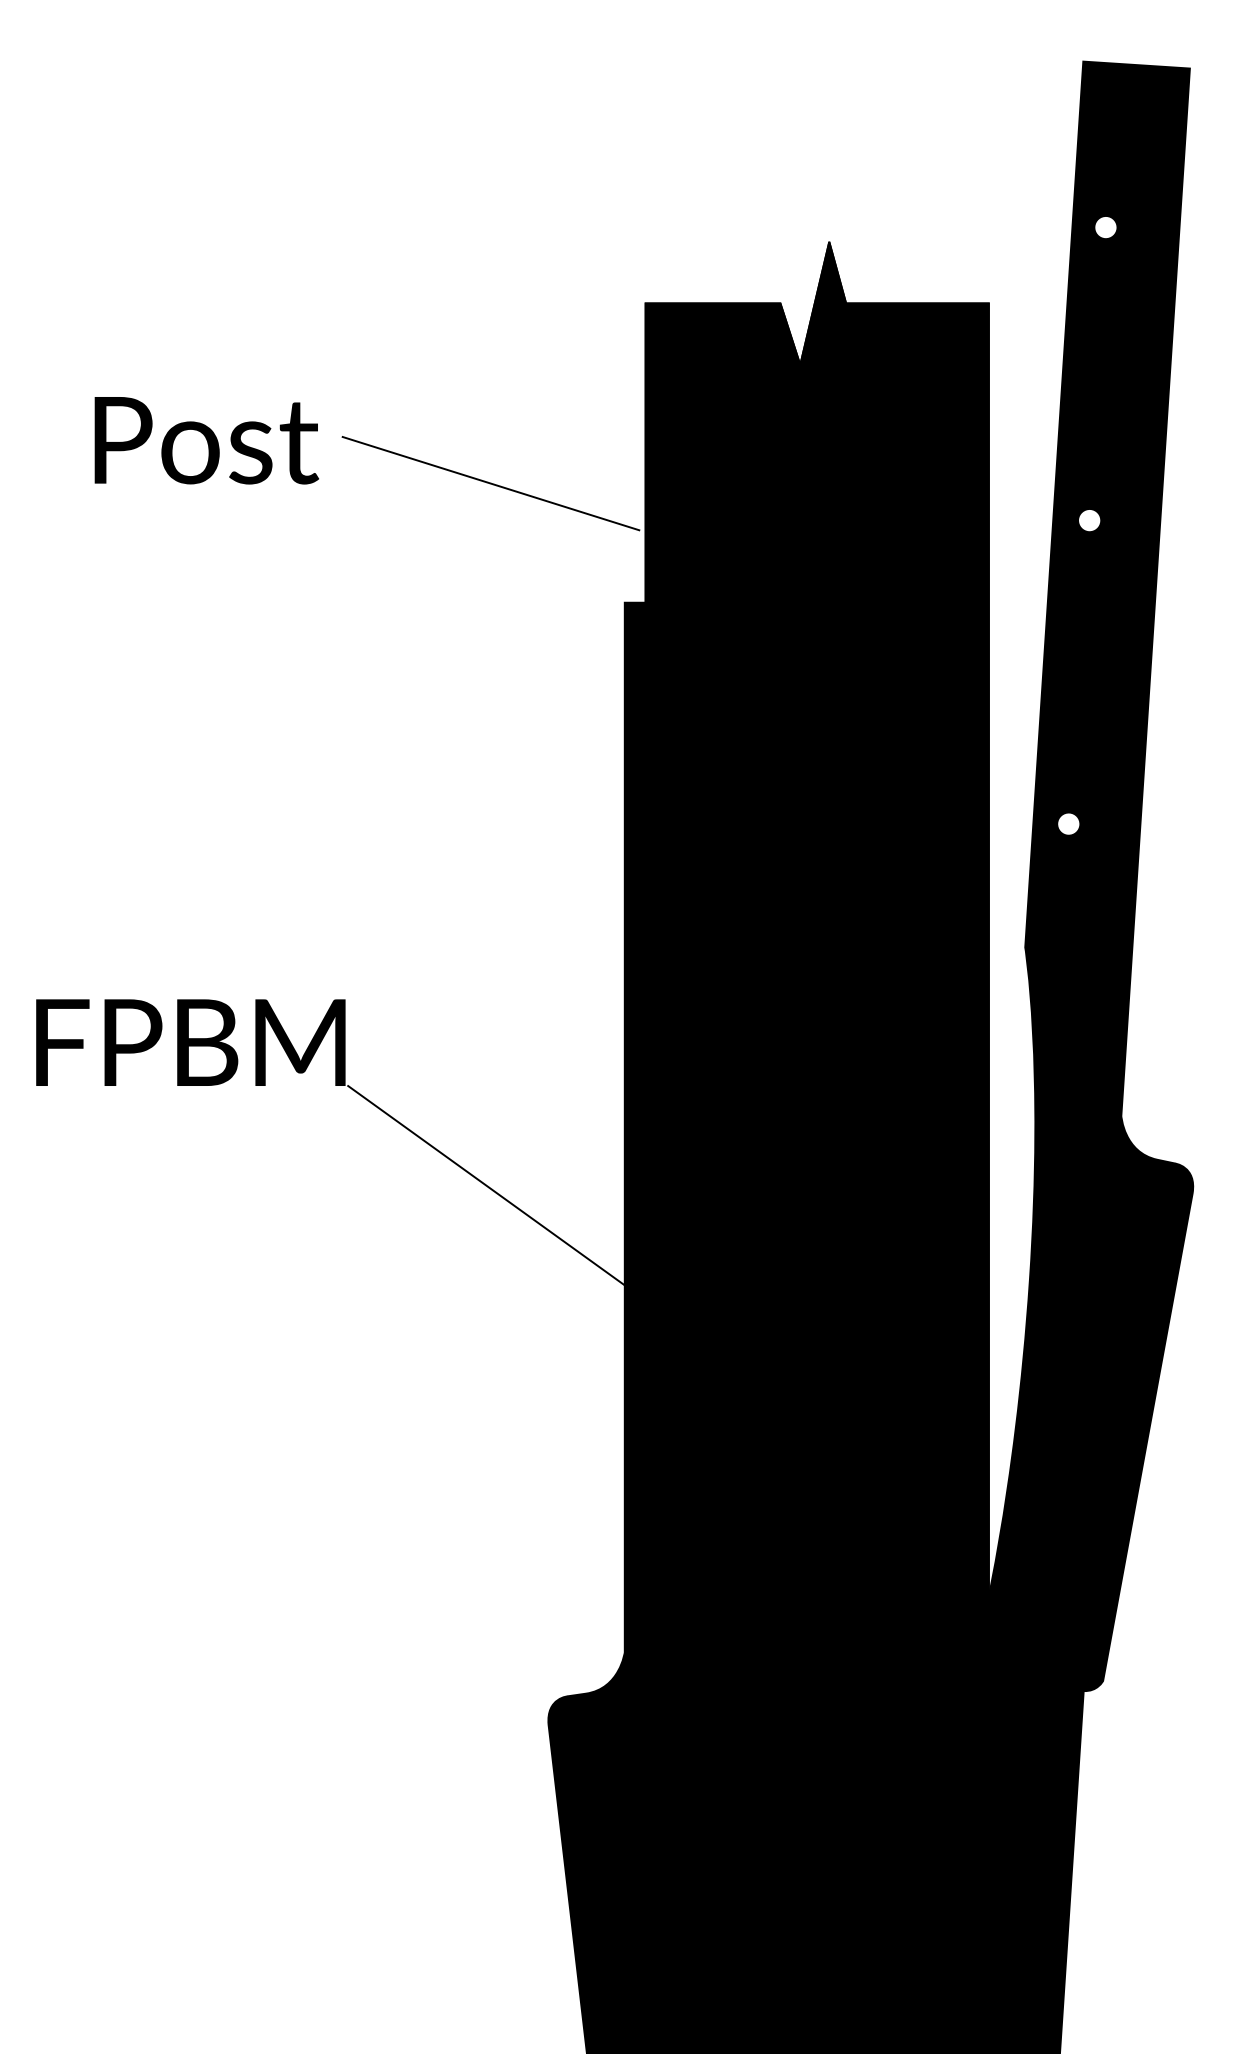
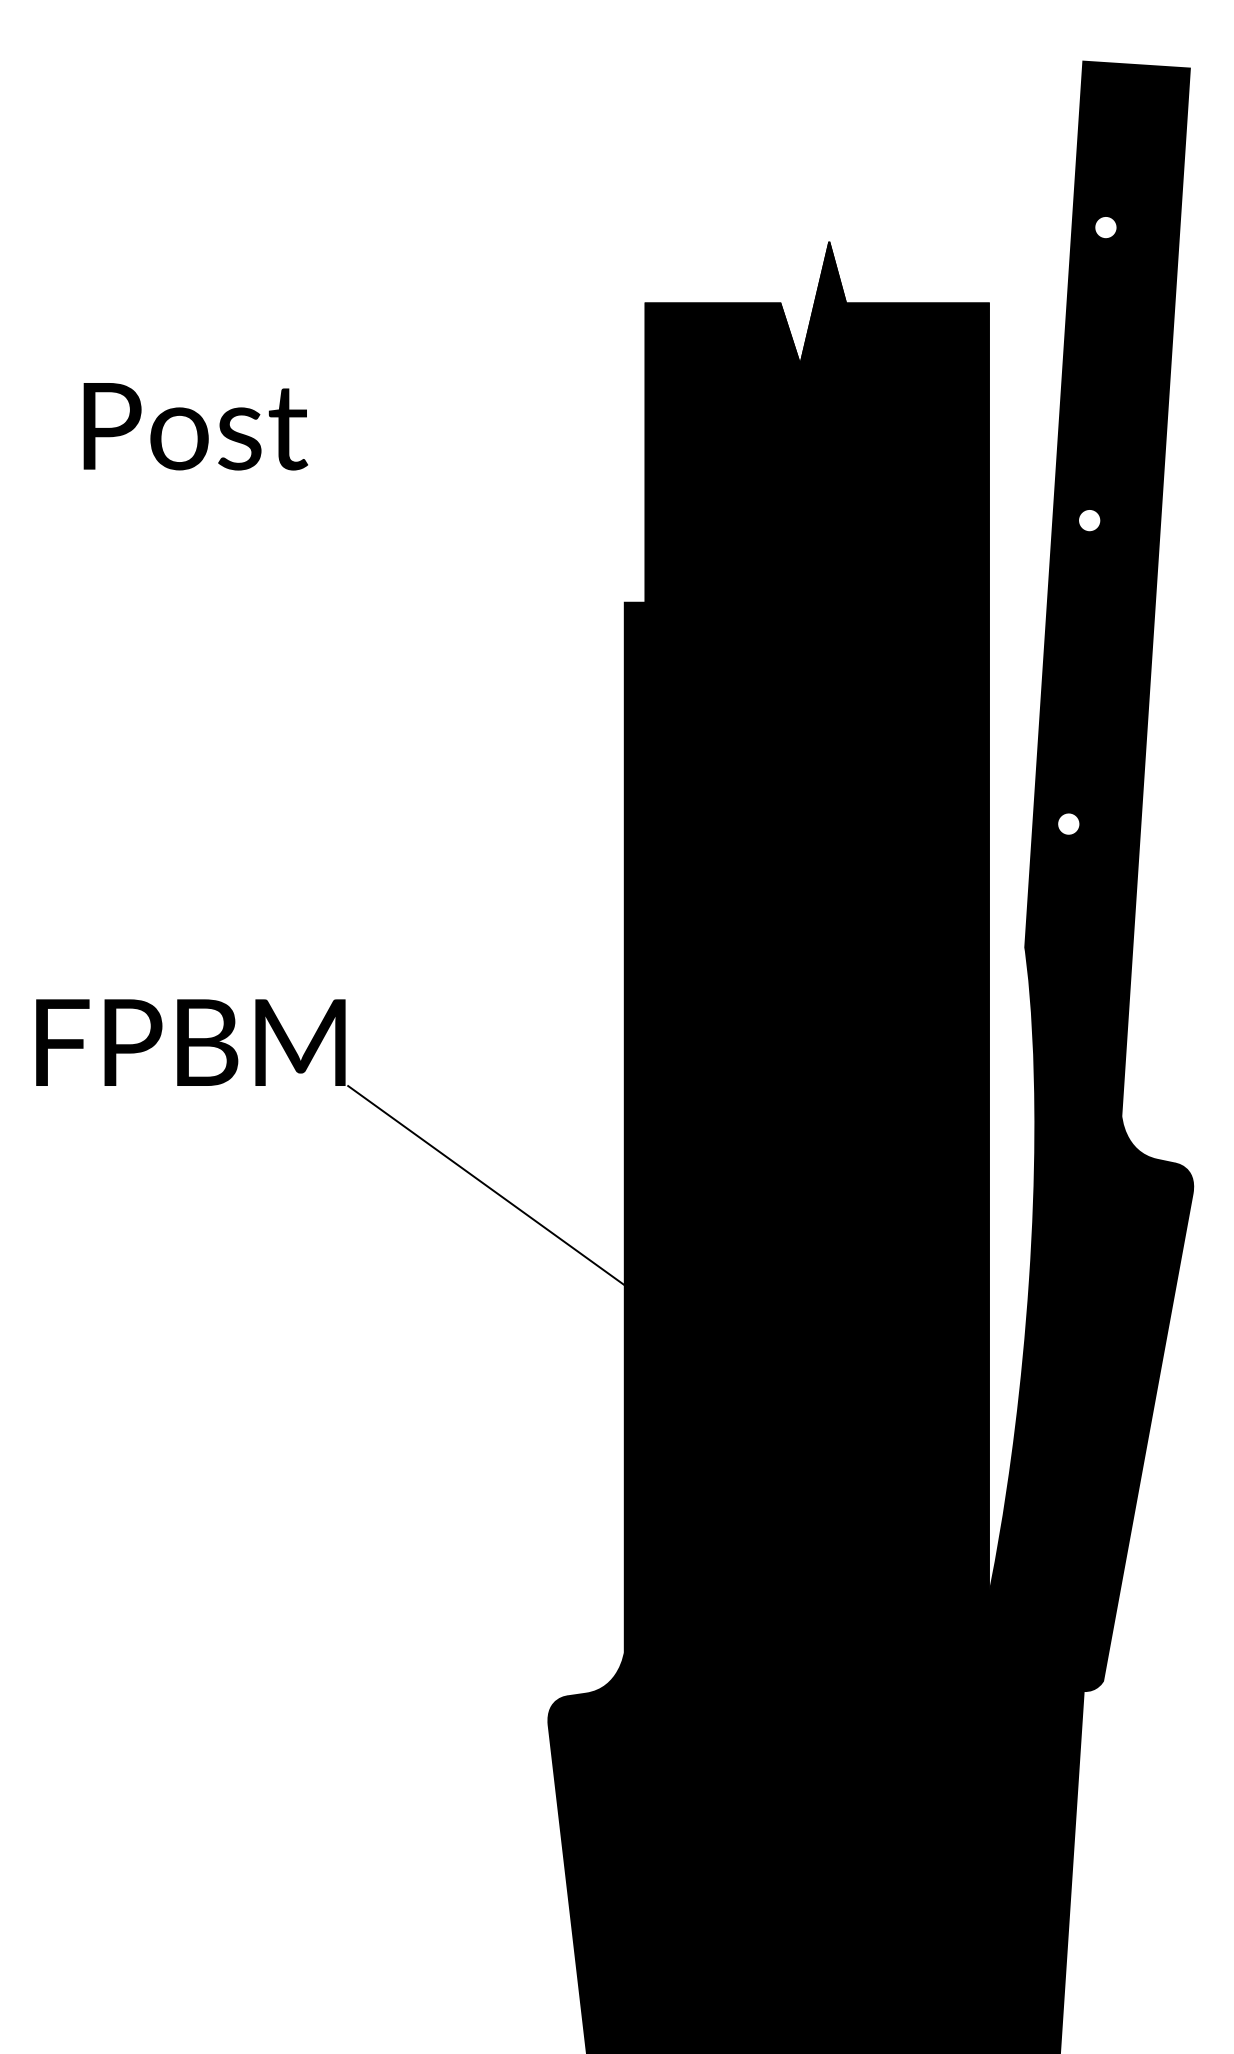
text position: (206, 440) -> (195, 426) (195, 426)
line: present -> none (490, 483)
